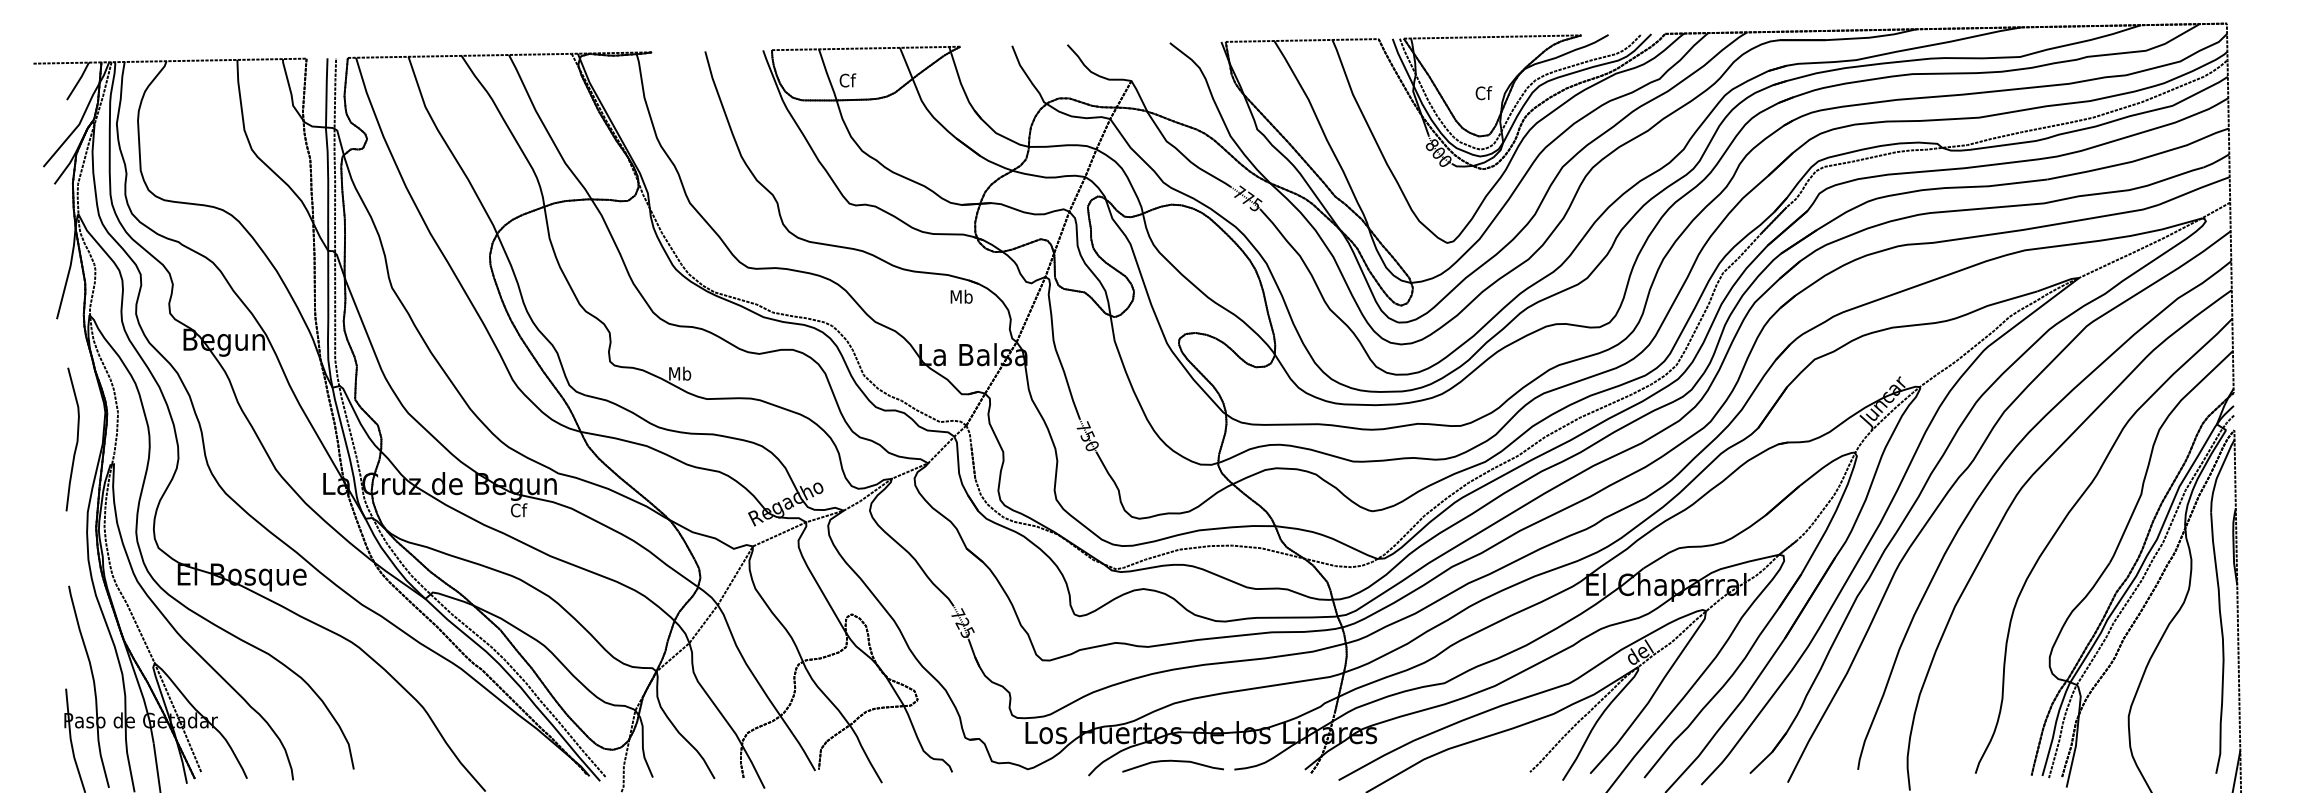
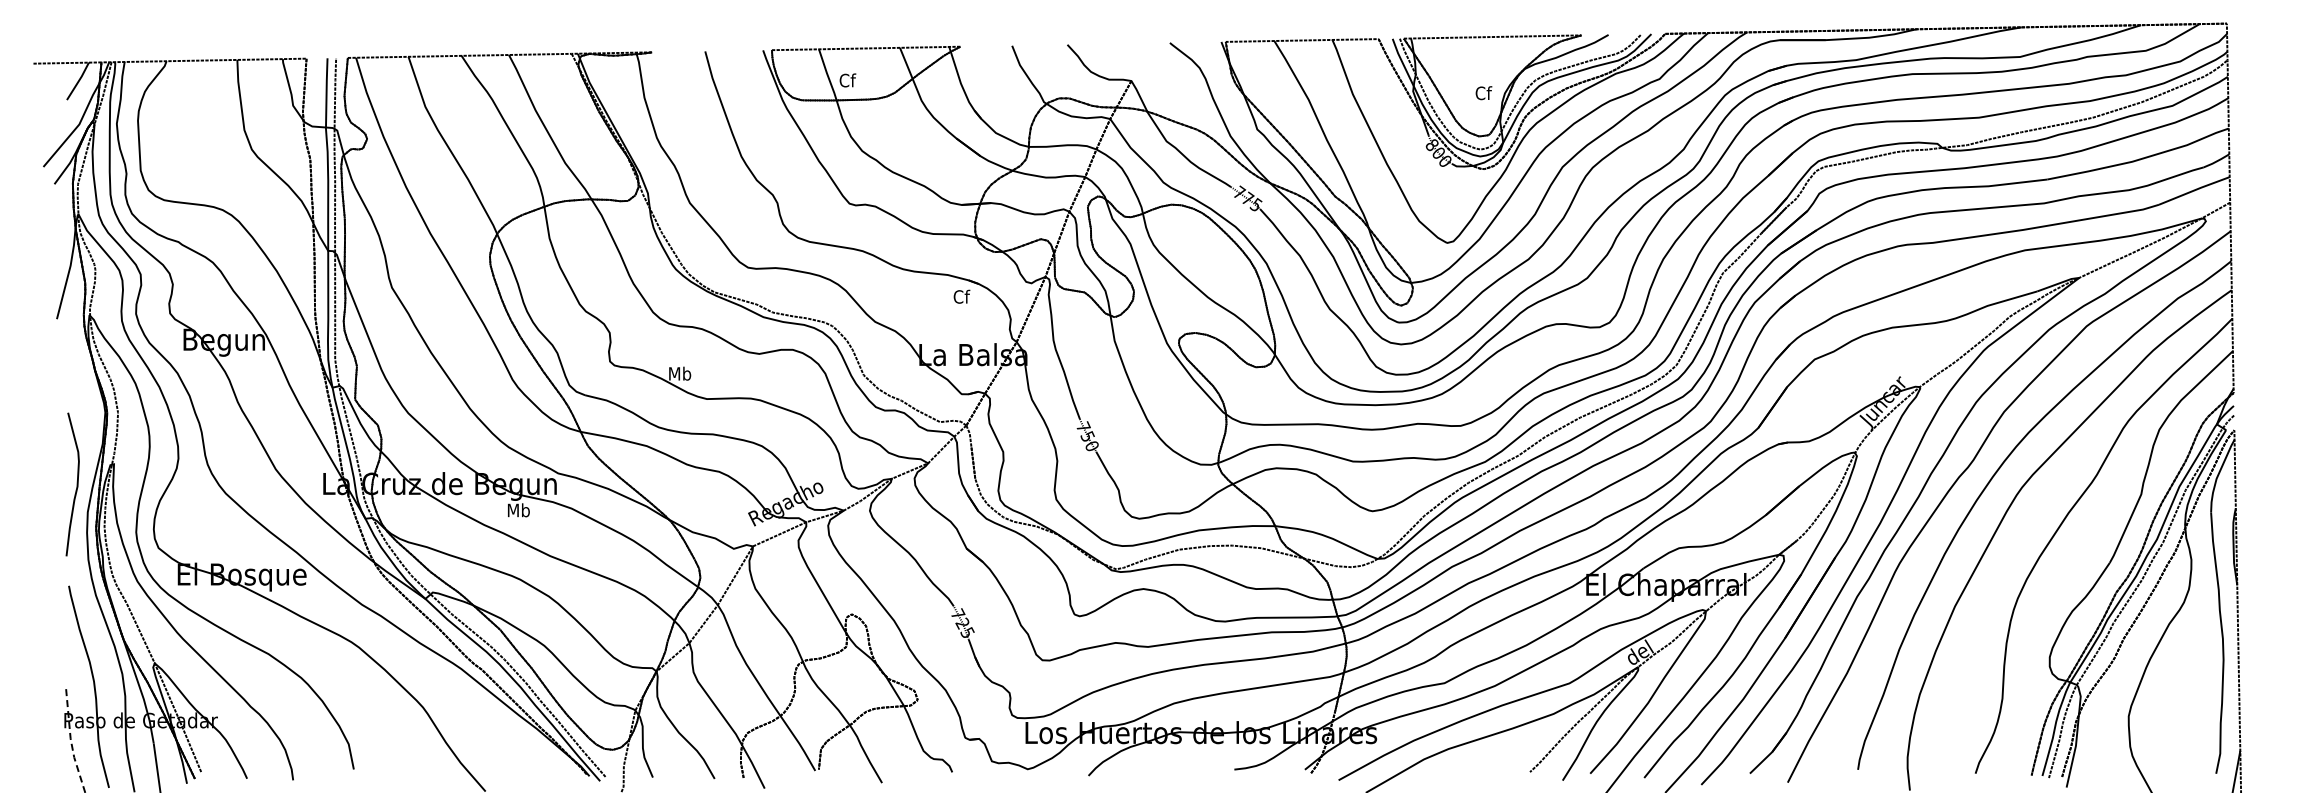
text: Mb -> Cf (961, 296)
curve position: (76, 439) -> (76, 484) (76, 484)
text: Cf -> Mb (518, 510)
line: solid -> dashed (71, 741)
curve: present -> none (1172, 761)
